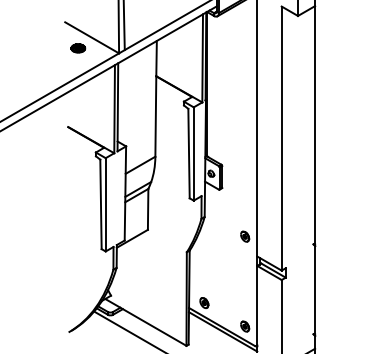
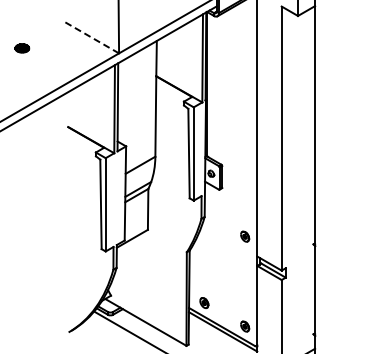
line: present -> none (123, 26)
line: solid -> dashed (91, 37)
part position: (78, 48) -> (22, 48) (22, 48)
